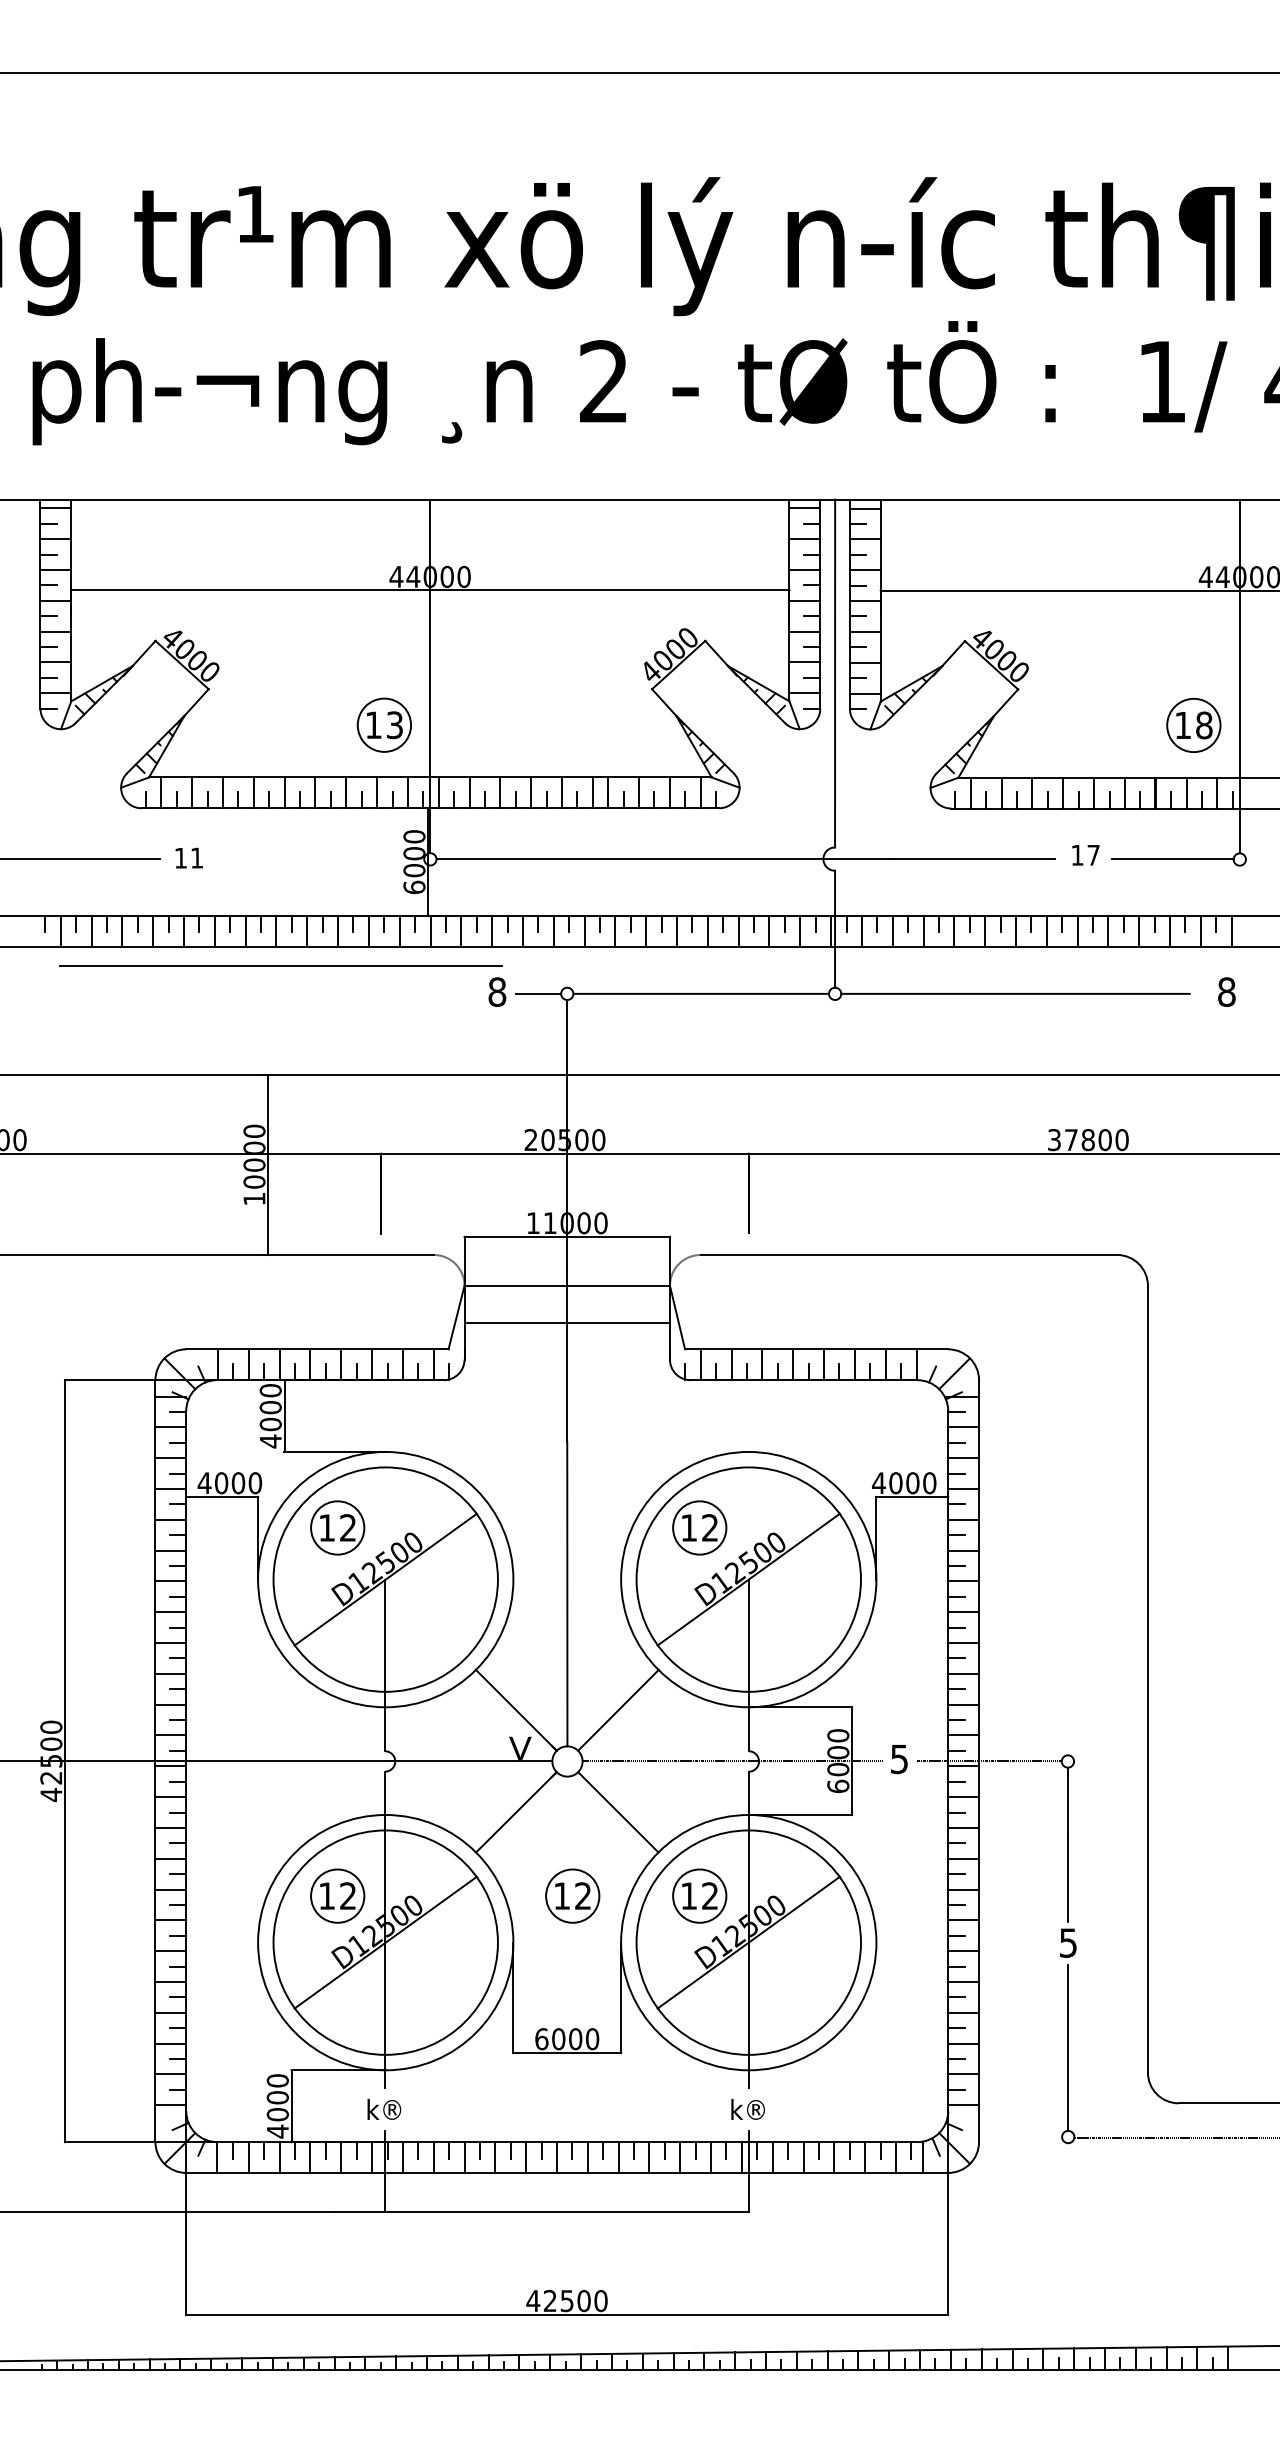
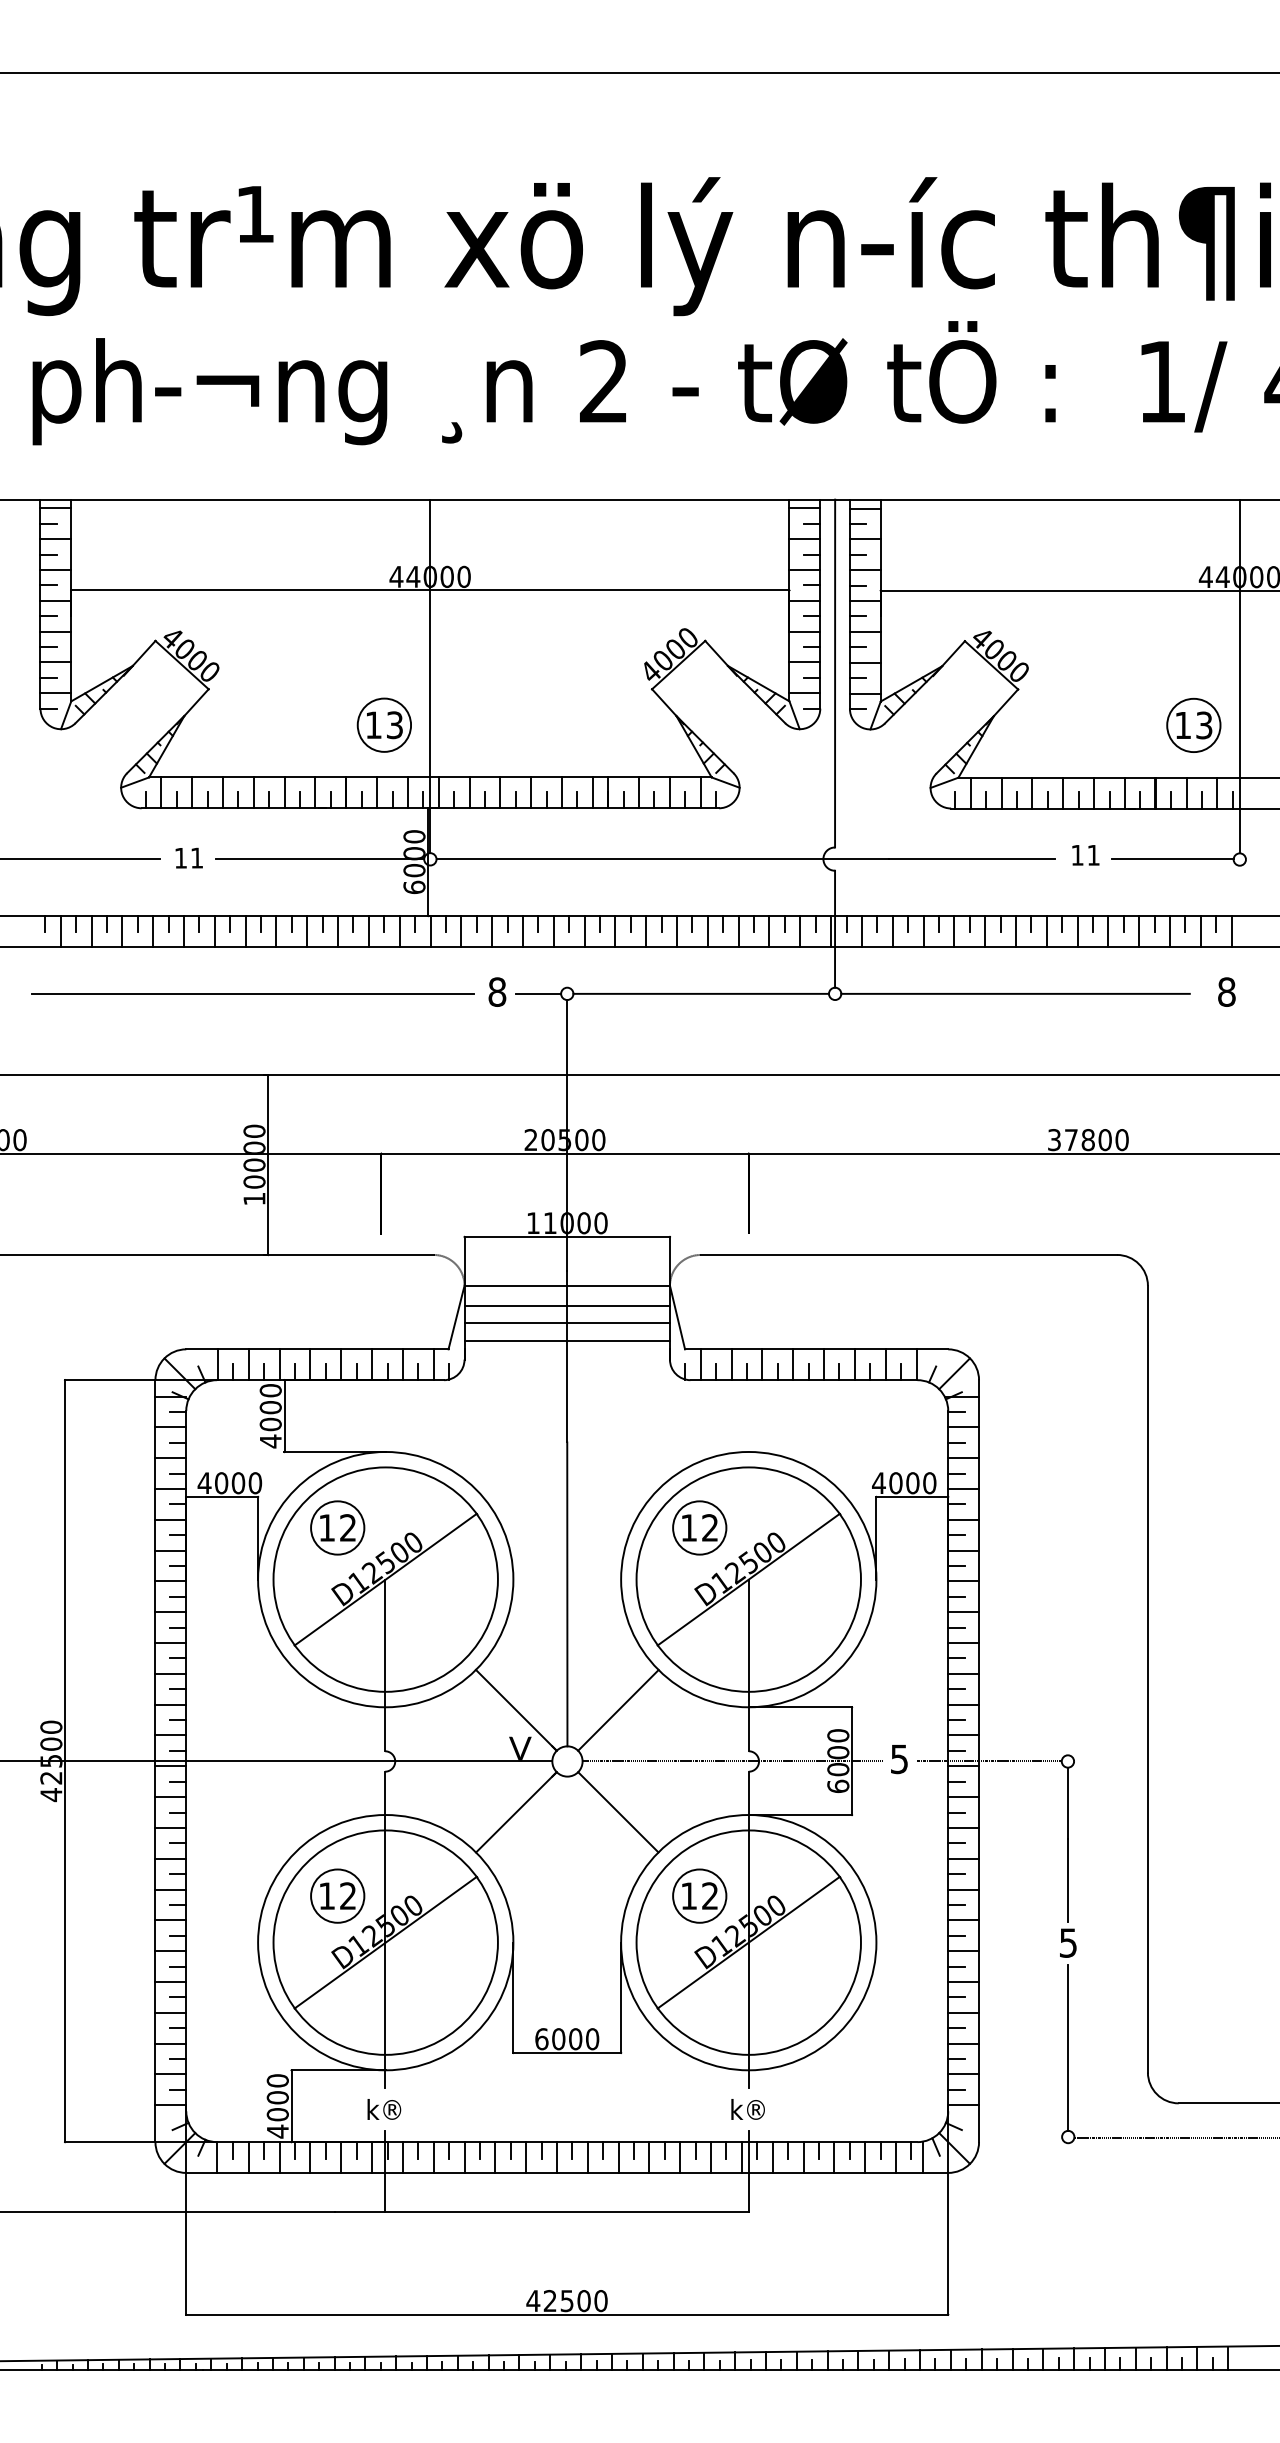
text: 18 -> 13 (1204, 725)
text: 17 -> 11 (1093, 855)
line: none -> present (320, 859)
line position: (280, 965) -> (252, 993) (252, 993)
line: none -> present (566, 1306)
line: none -> present (566, 1340)
part: present -> none (572, 1895)
